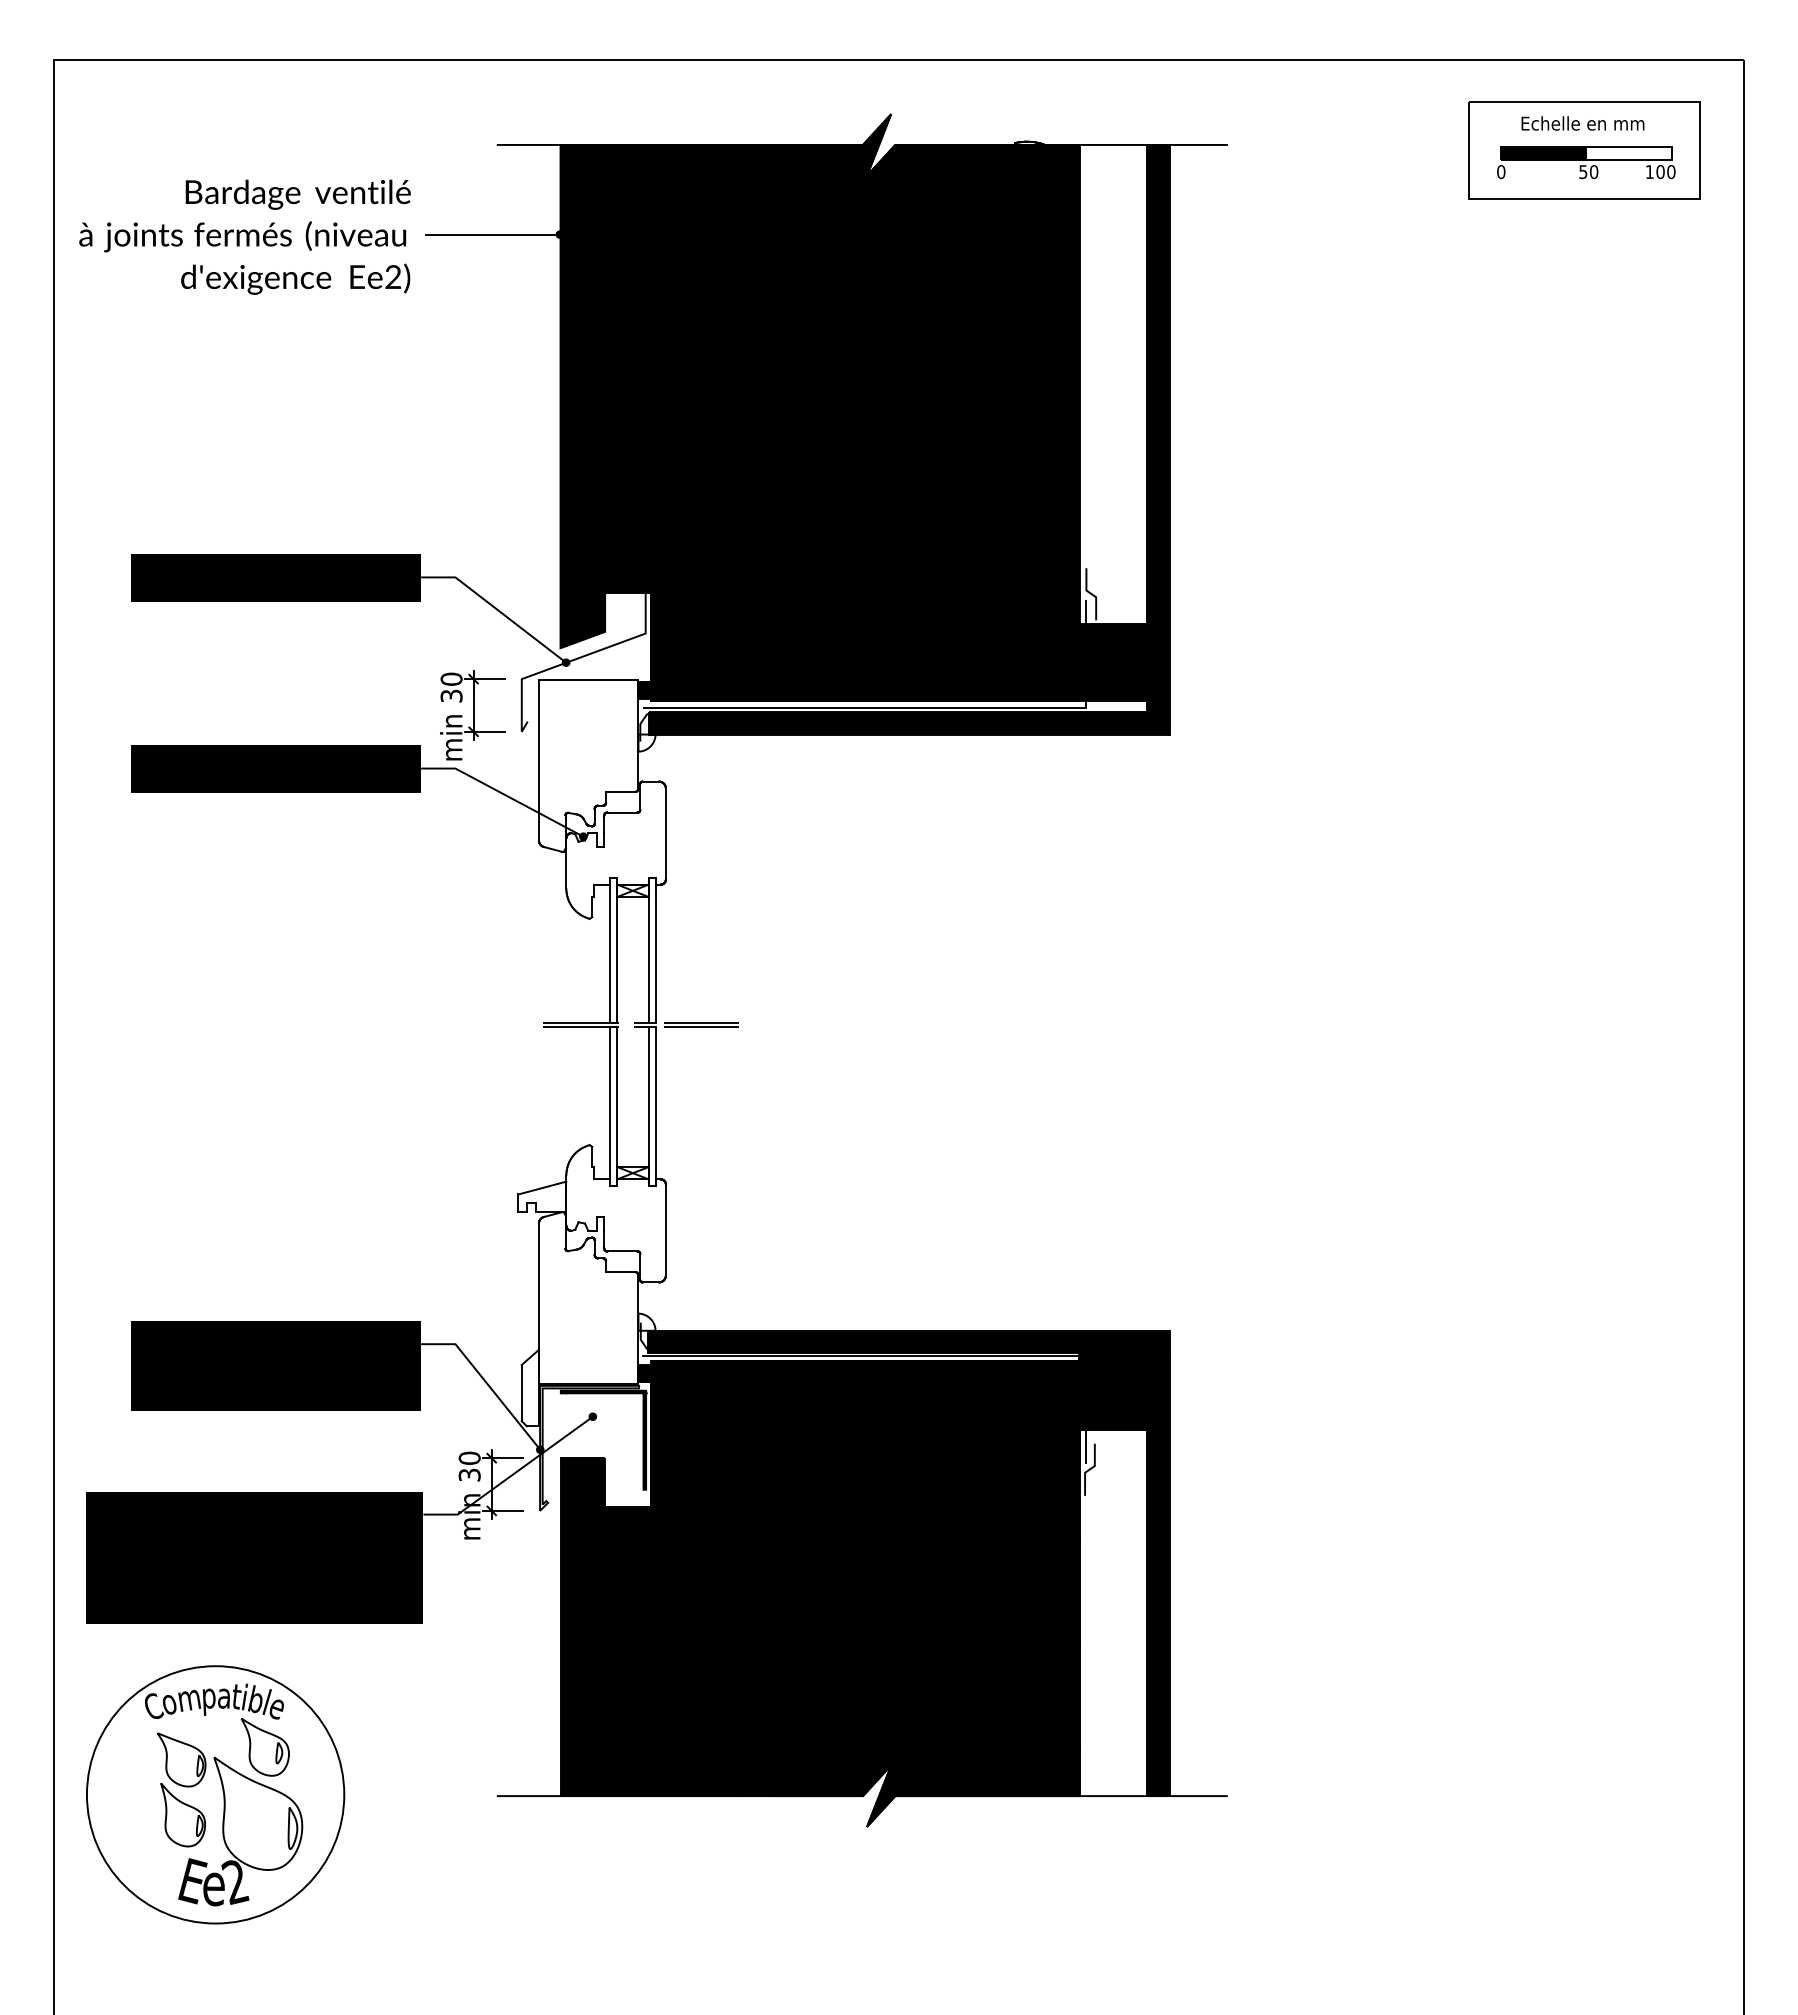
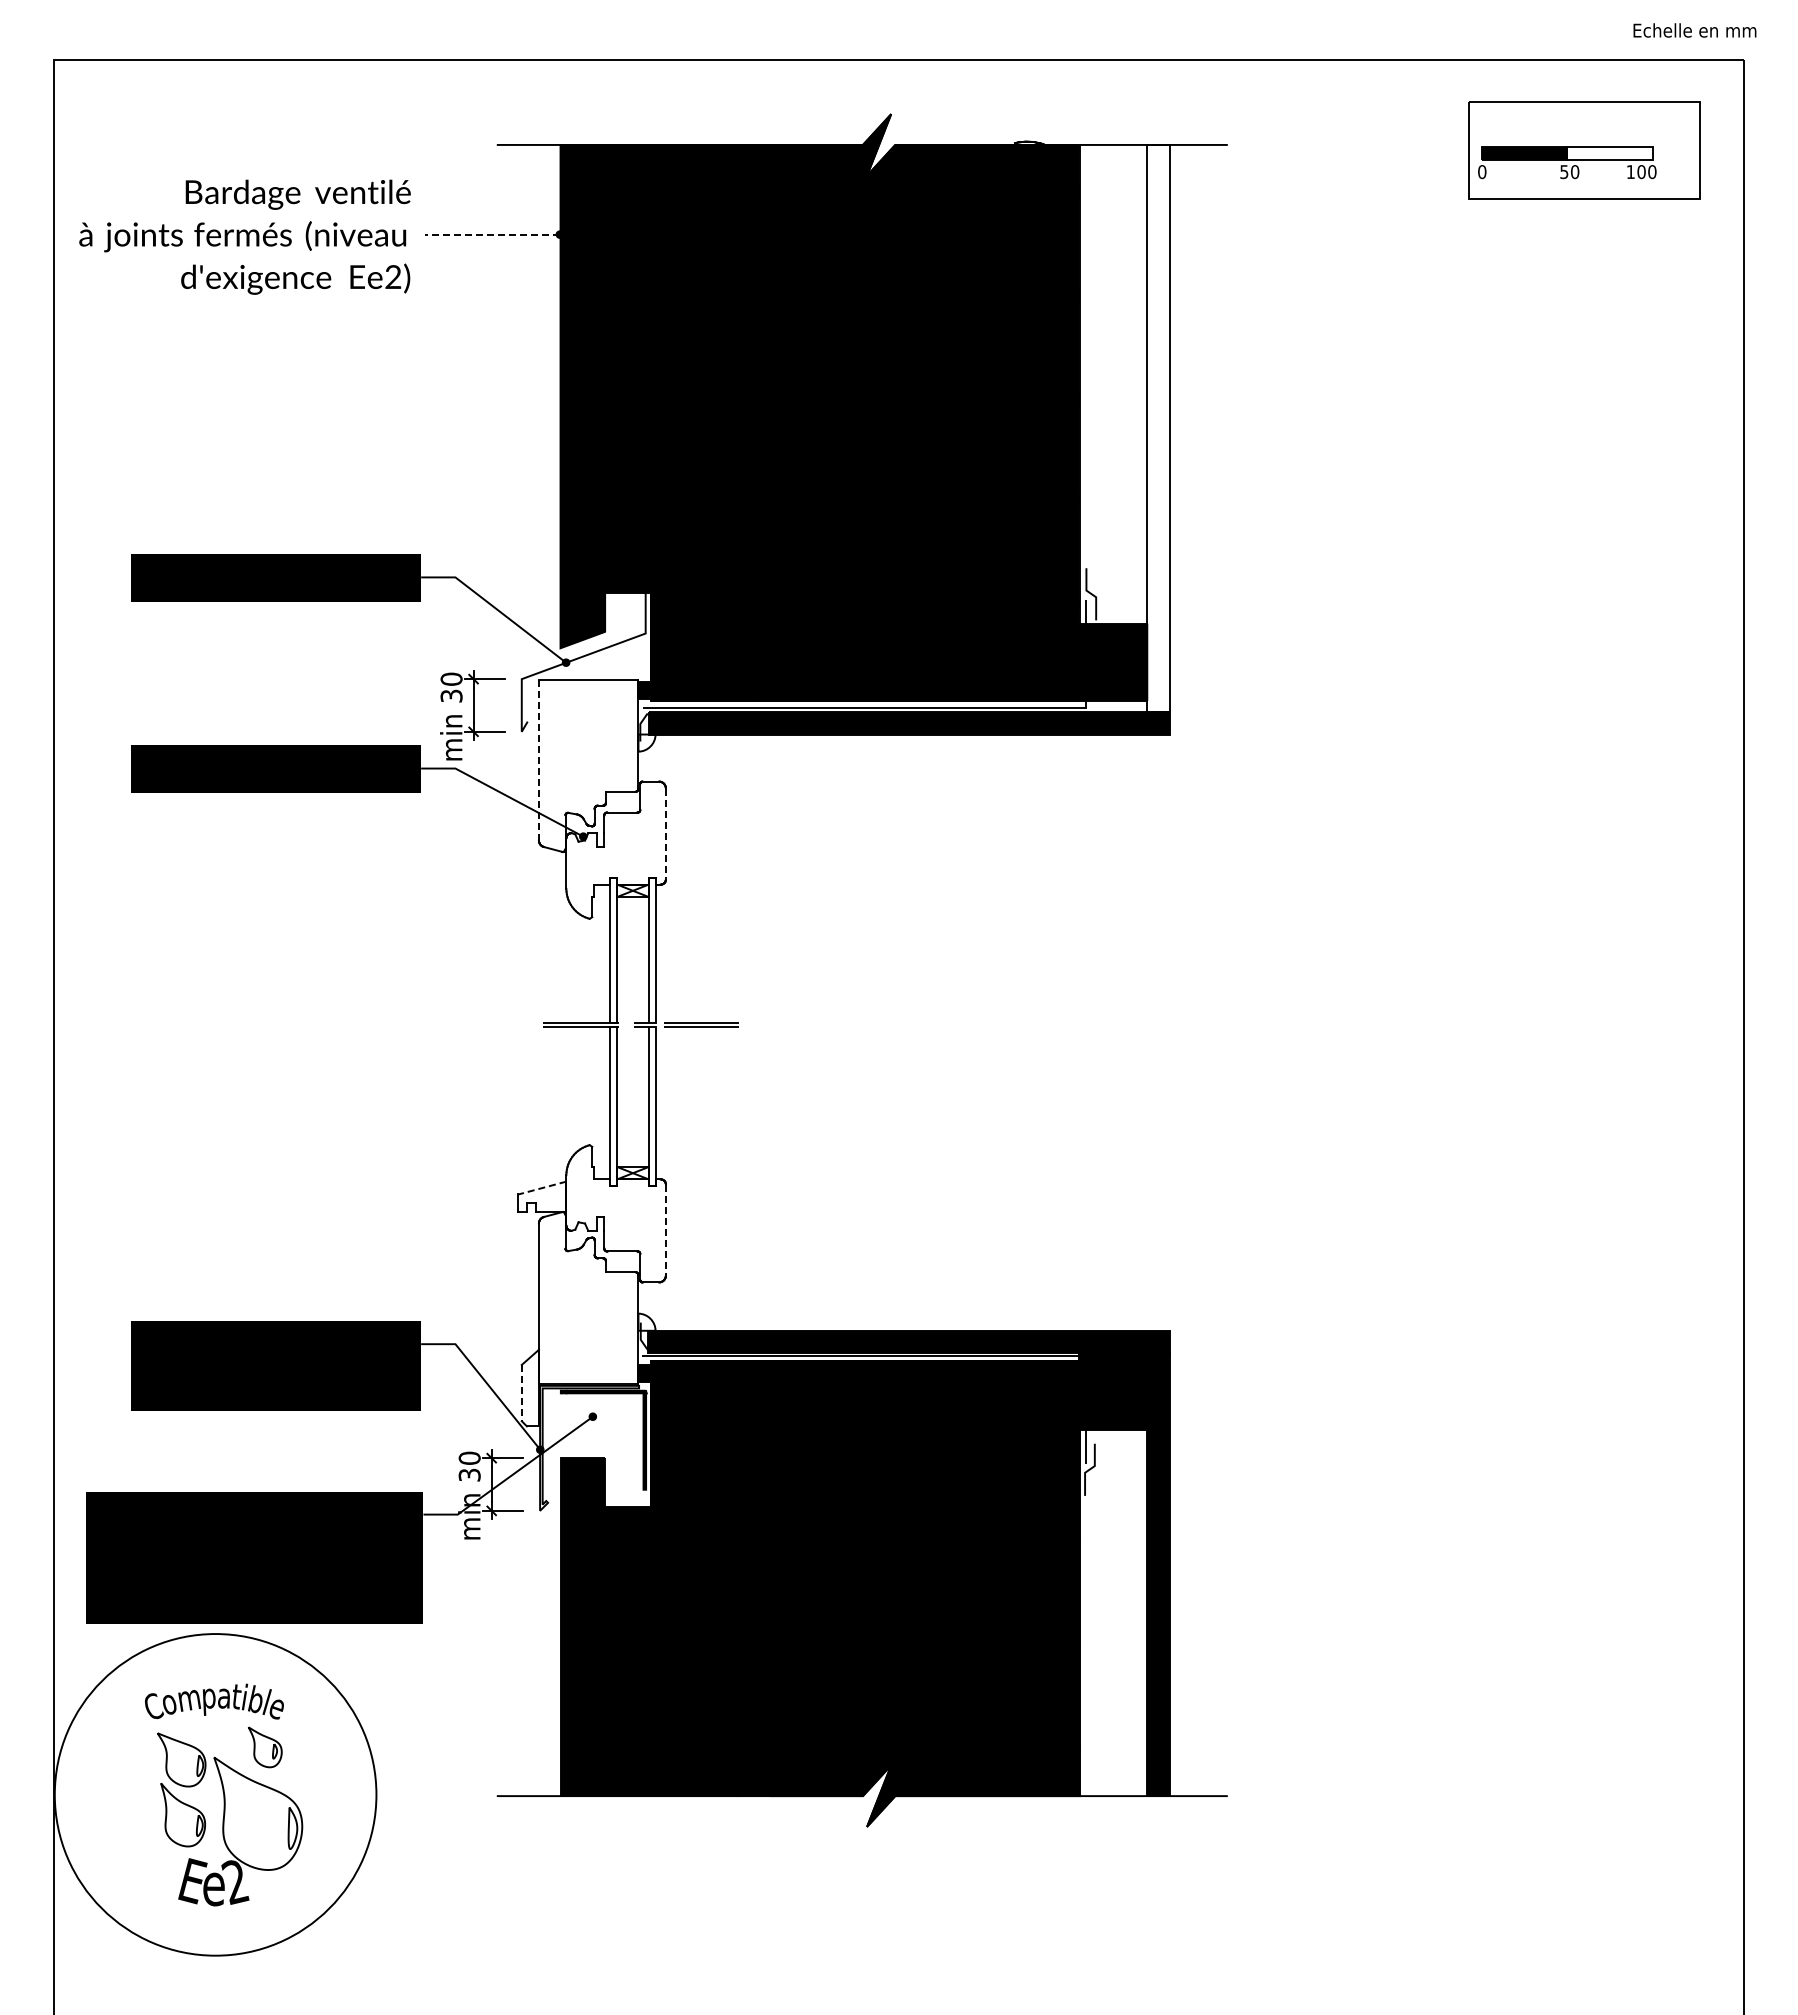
text position: (1582, 123) -> (1694, 30) (1694, 30)
part position: (1586, 162) -> (1567, 162) (1567, 162)
line: solid -> dashed (491, 234)
fill: present -> none (1158, 428)
line: solid -> dashed (538, 760)
line: solid -> dashed (665, 834)
line: solid -> dashed (542, 1188)
line: solid -> dashed (665, 1230)
line: solid -> dashed (521, 1393)
part size: 50x59 px -> 35x43 px (265, 1747)
circle diameter: 257 px -> 322 px (215, 1794)
